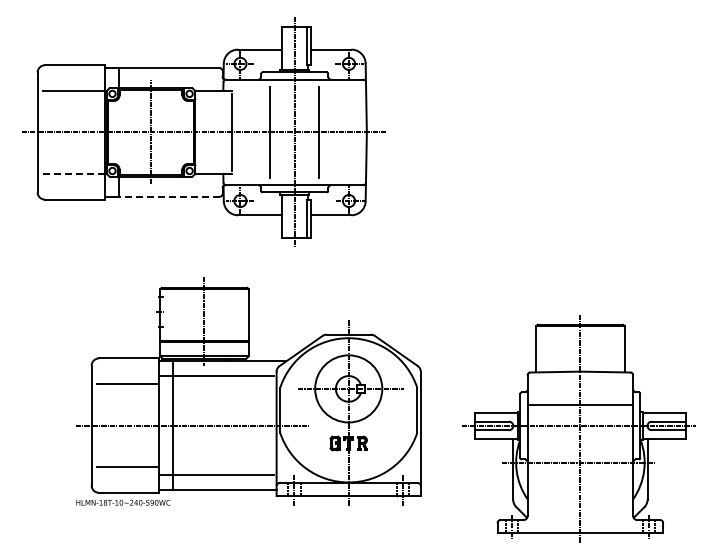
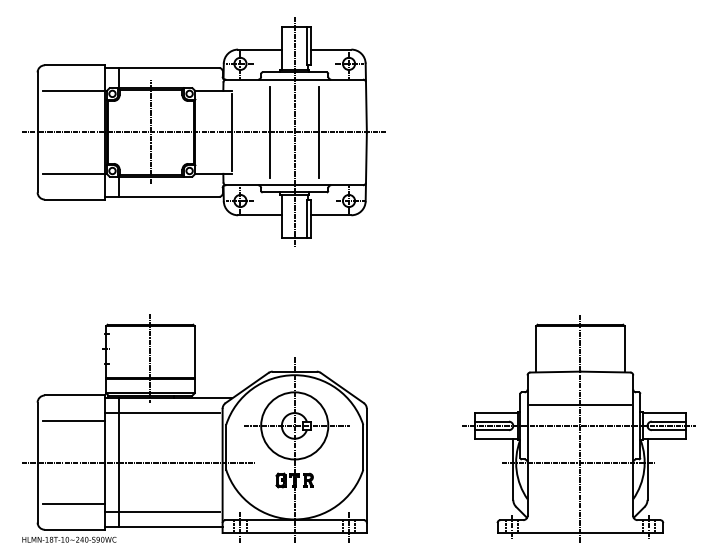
line: dashed -> solid (73, 173)
line: dashed -> solid (168, 196)
part position: (248, 391) -> (194, 428) (194, 428)
